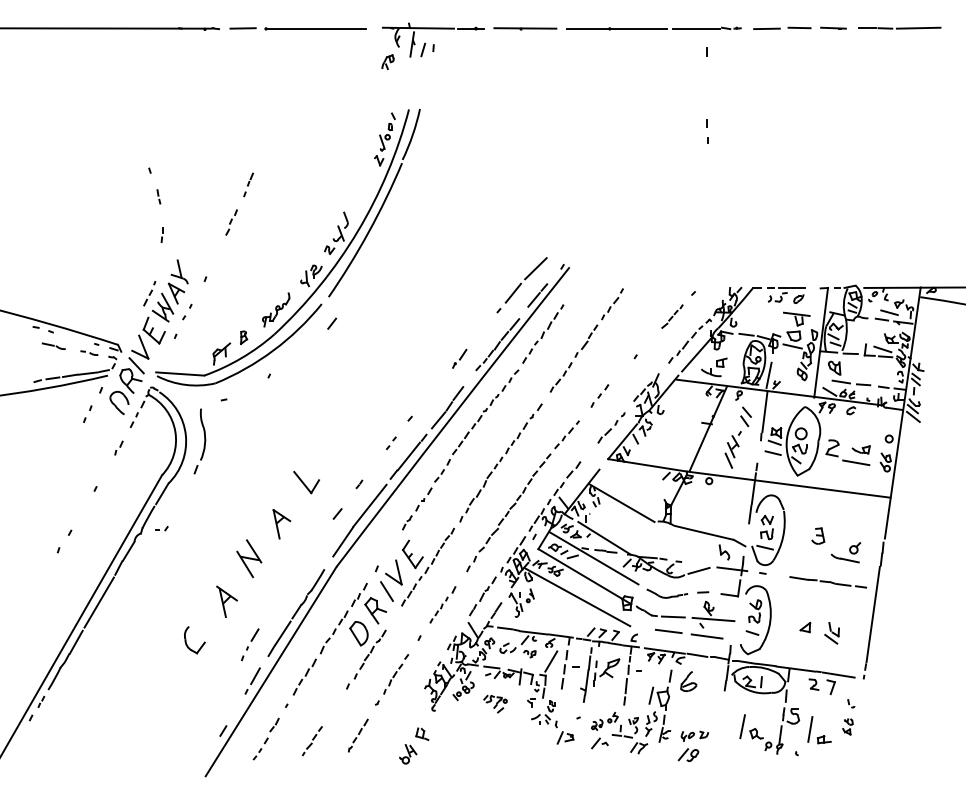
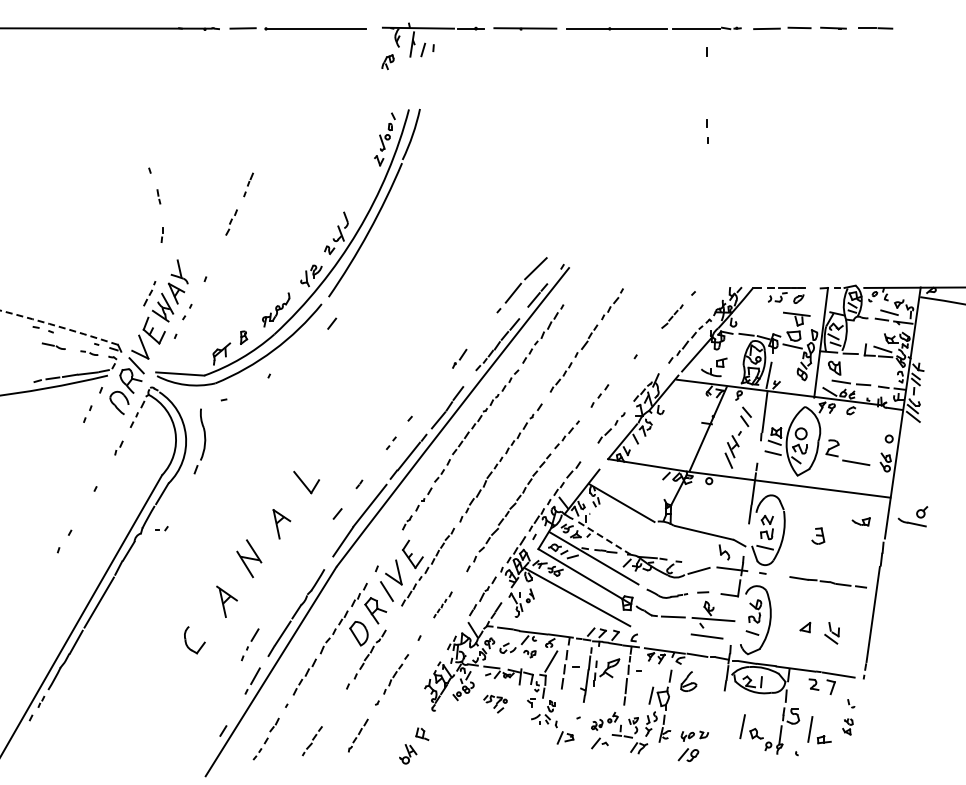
line: present -> none (918, 27)
arc: solid -> dashed (59, 326)
part position: (860, 449) -> (860, 521) (860, 521)
line: solid -> dashed (604, 538)
part position: (845, 552) -> (912, 516) (912, 516)
part size: 28x38 px -> 20x28 px (442, 604)
line: present -> none (668, 631)
